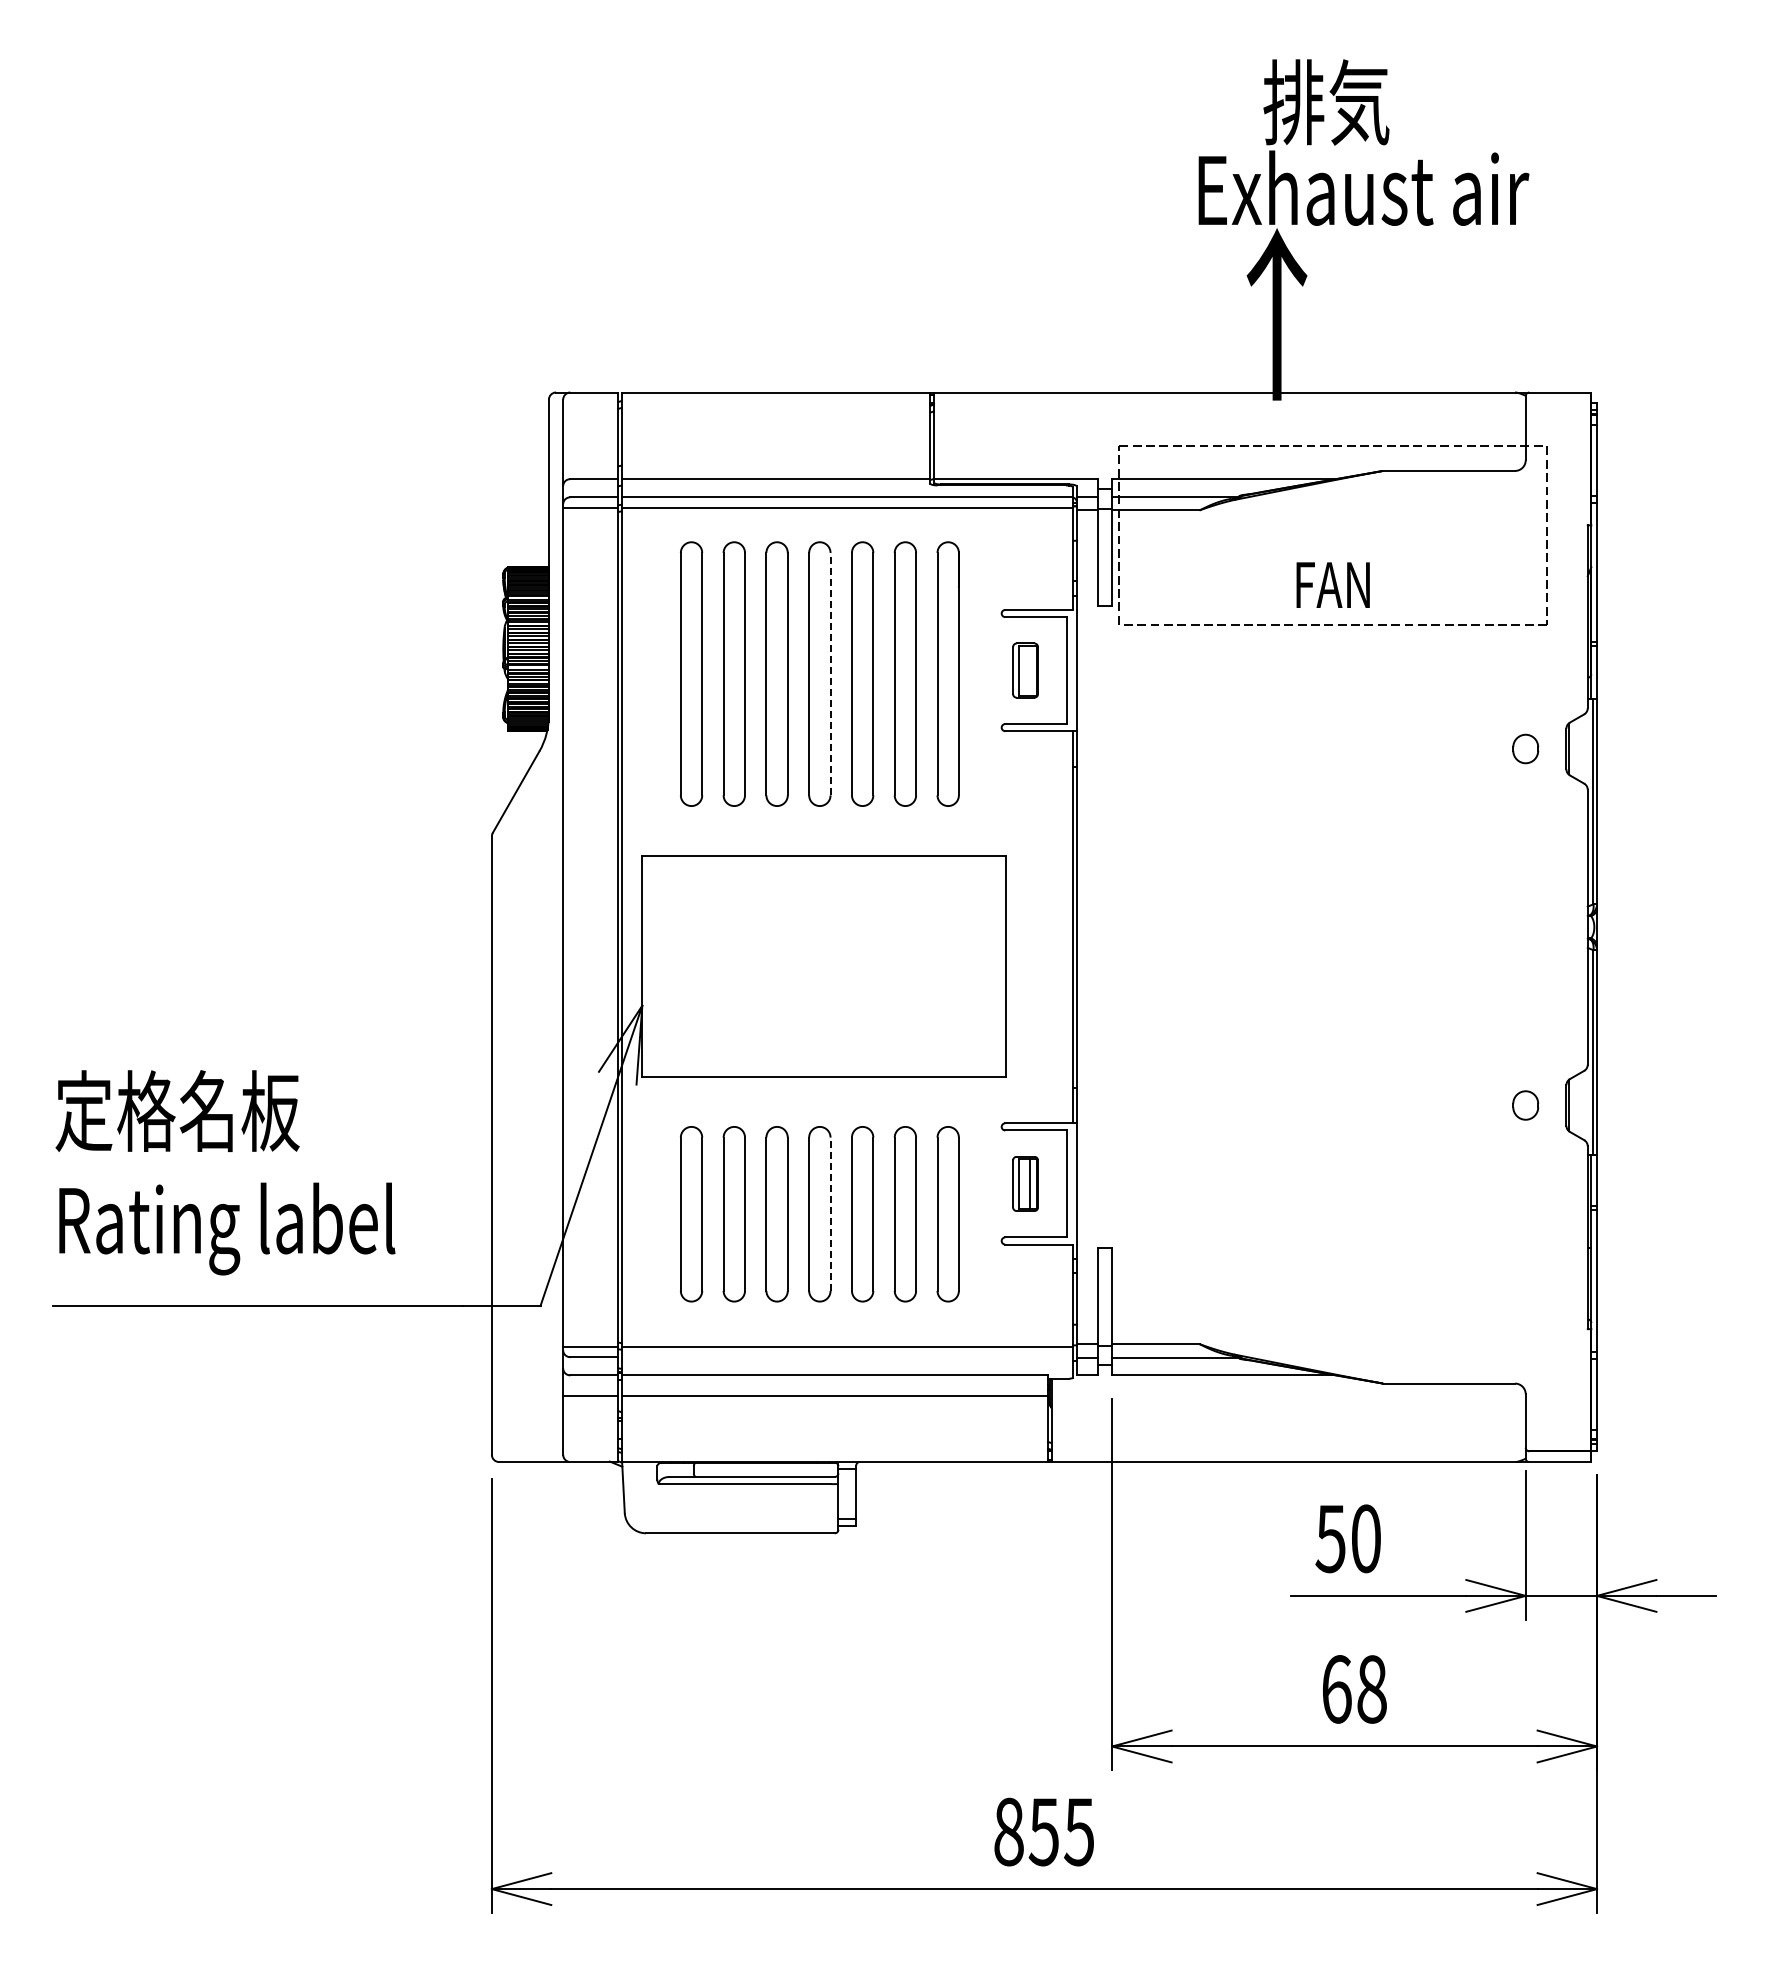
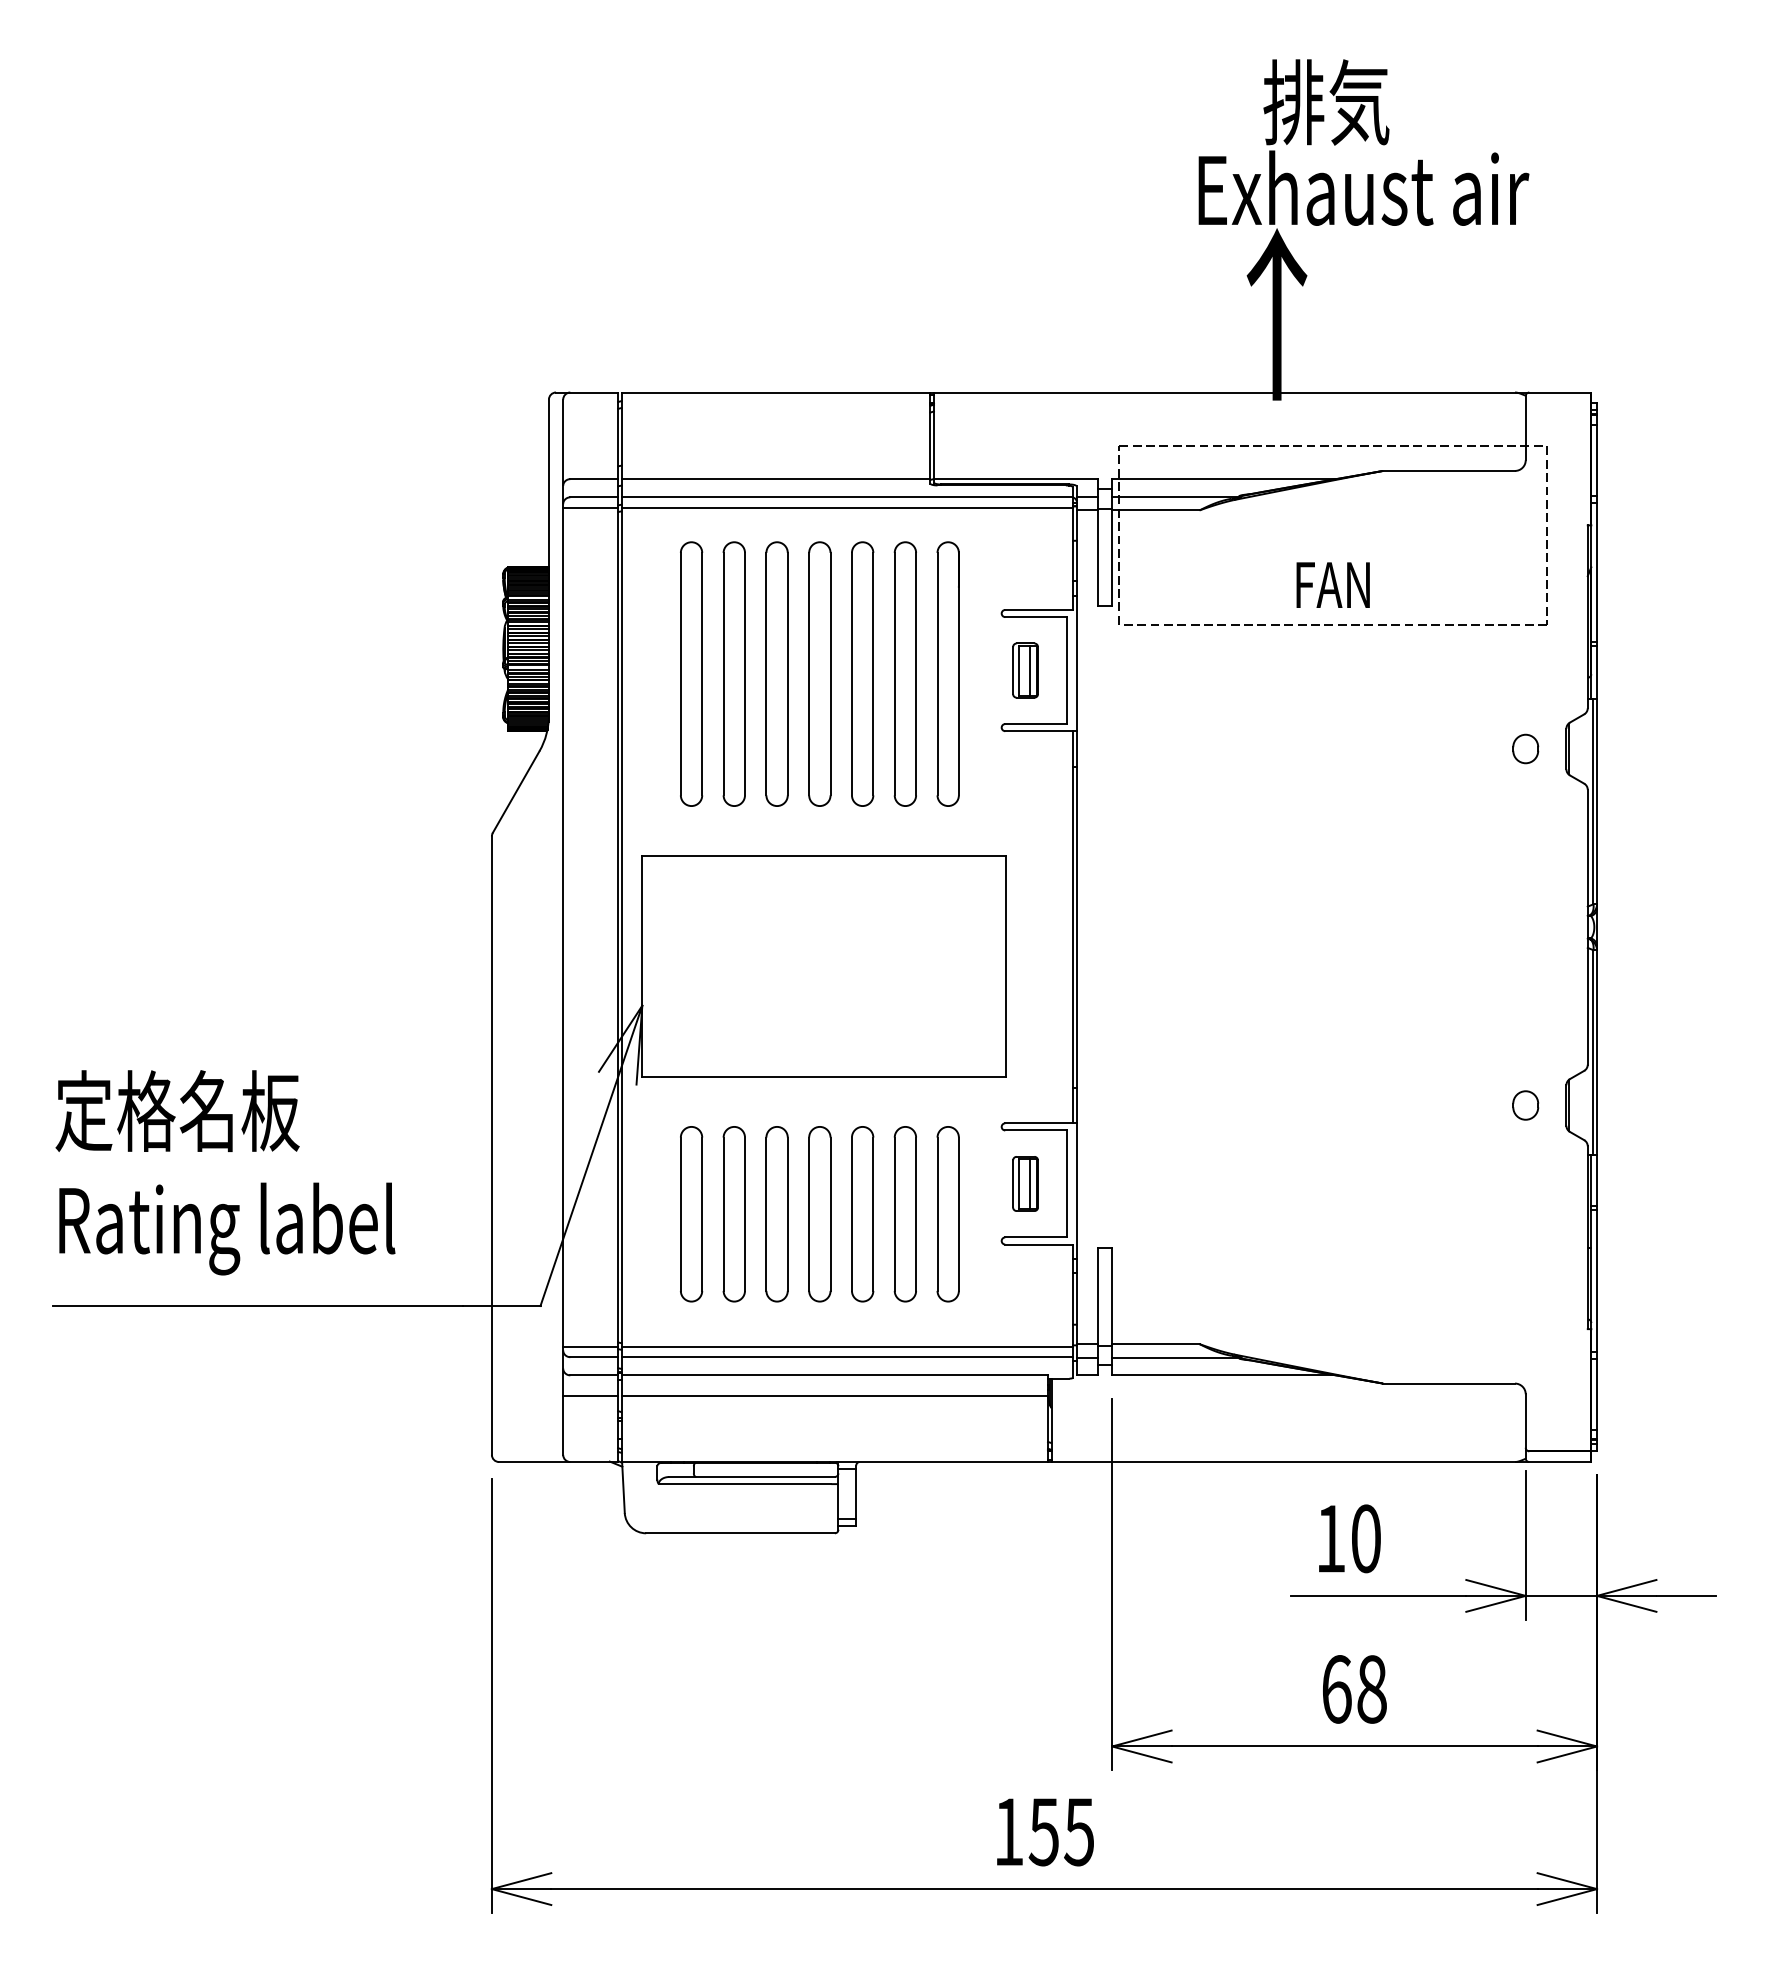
line: none -> present (1030, 670)
line: dashed -> solid (830, 673)
line: dashed -> solid (830, 1214)
line: none -> present (846, 1357)
text: 50 -> 10 (1330, 1539)
text: 855 -> 155 (1008, 1831)
